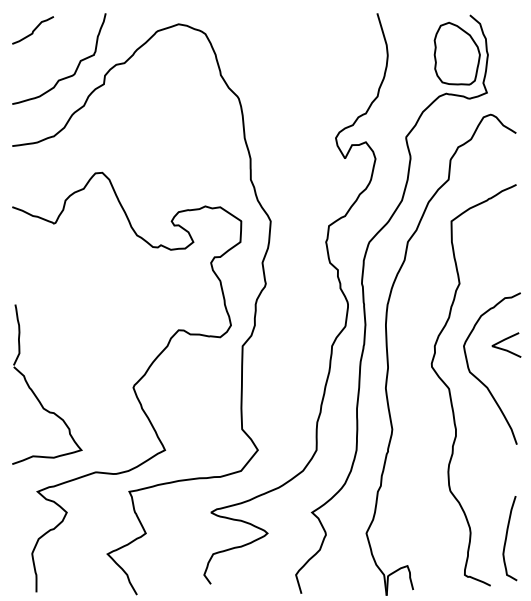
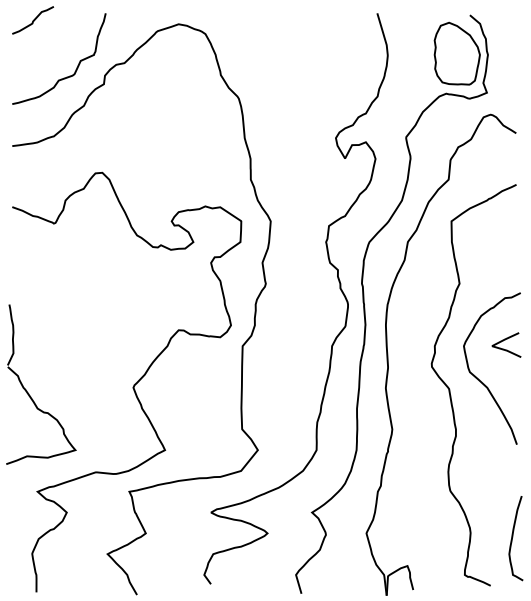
curve position: (33, 30) -> (33, 20) (33, 20)
part position: (35, 393) -> (29, 393) (29, 393)
curve position: (507, 537) -> (513, 537) (513, 537)
